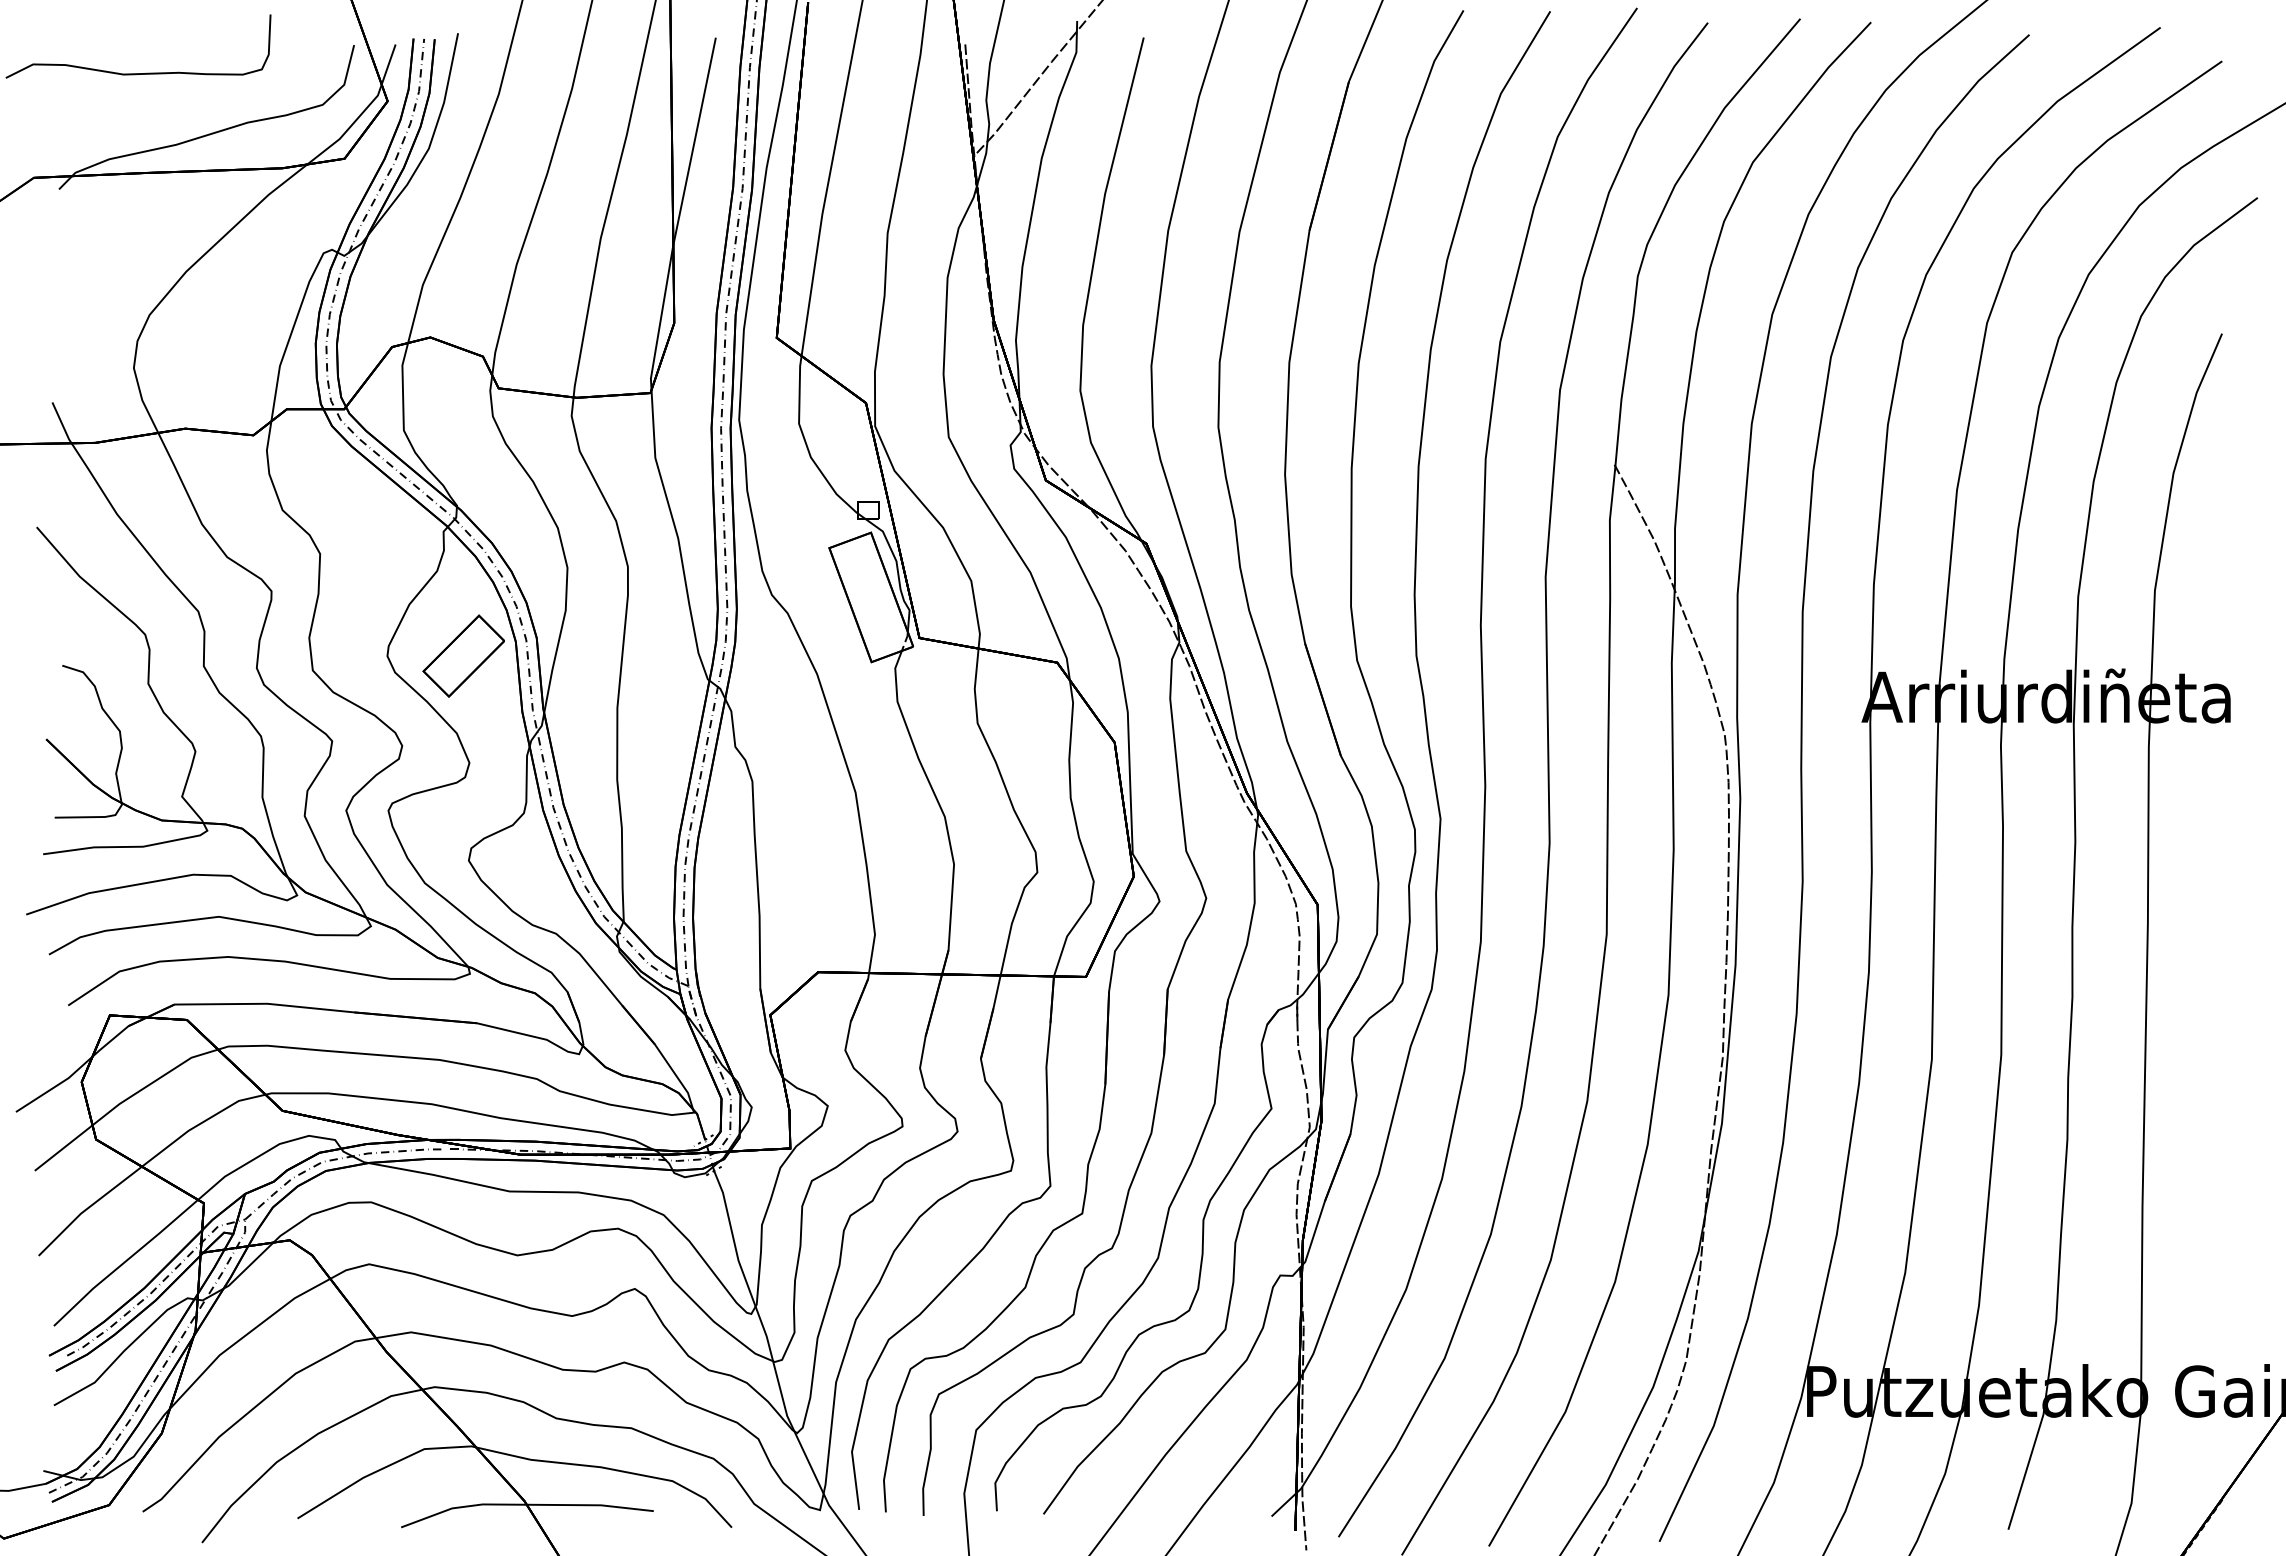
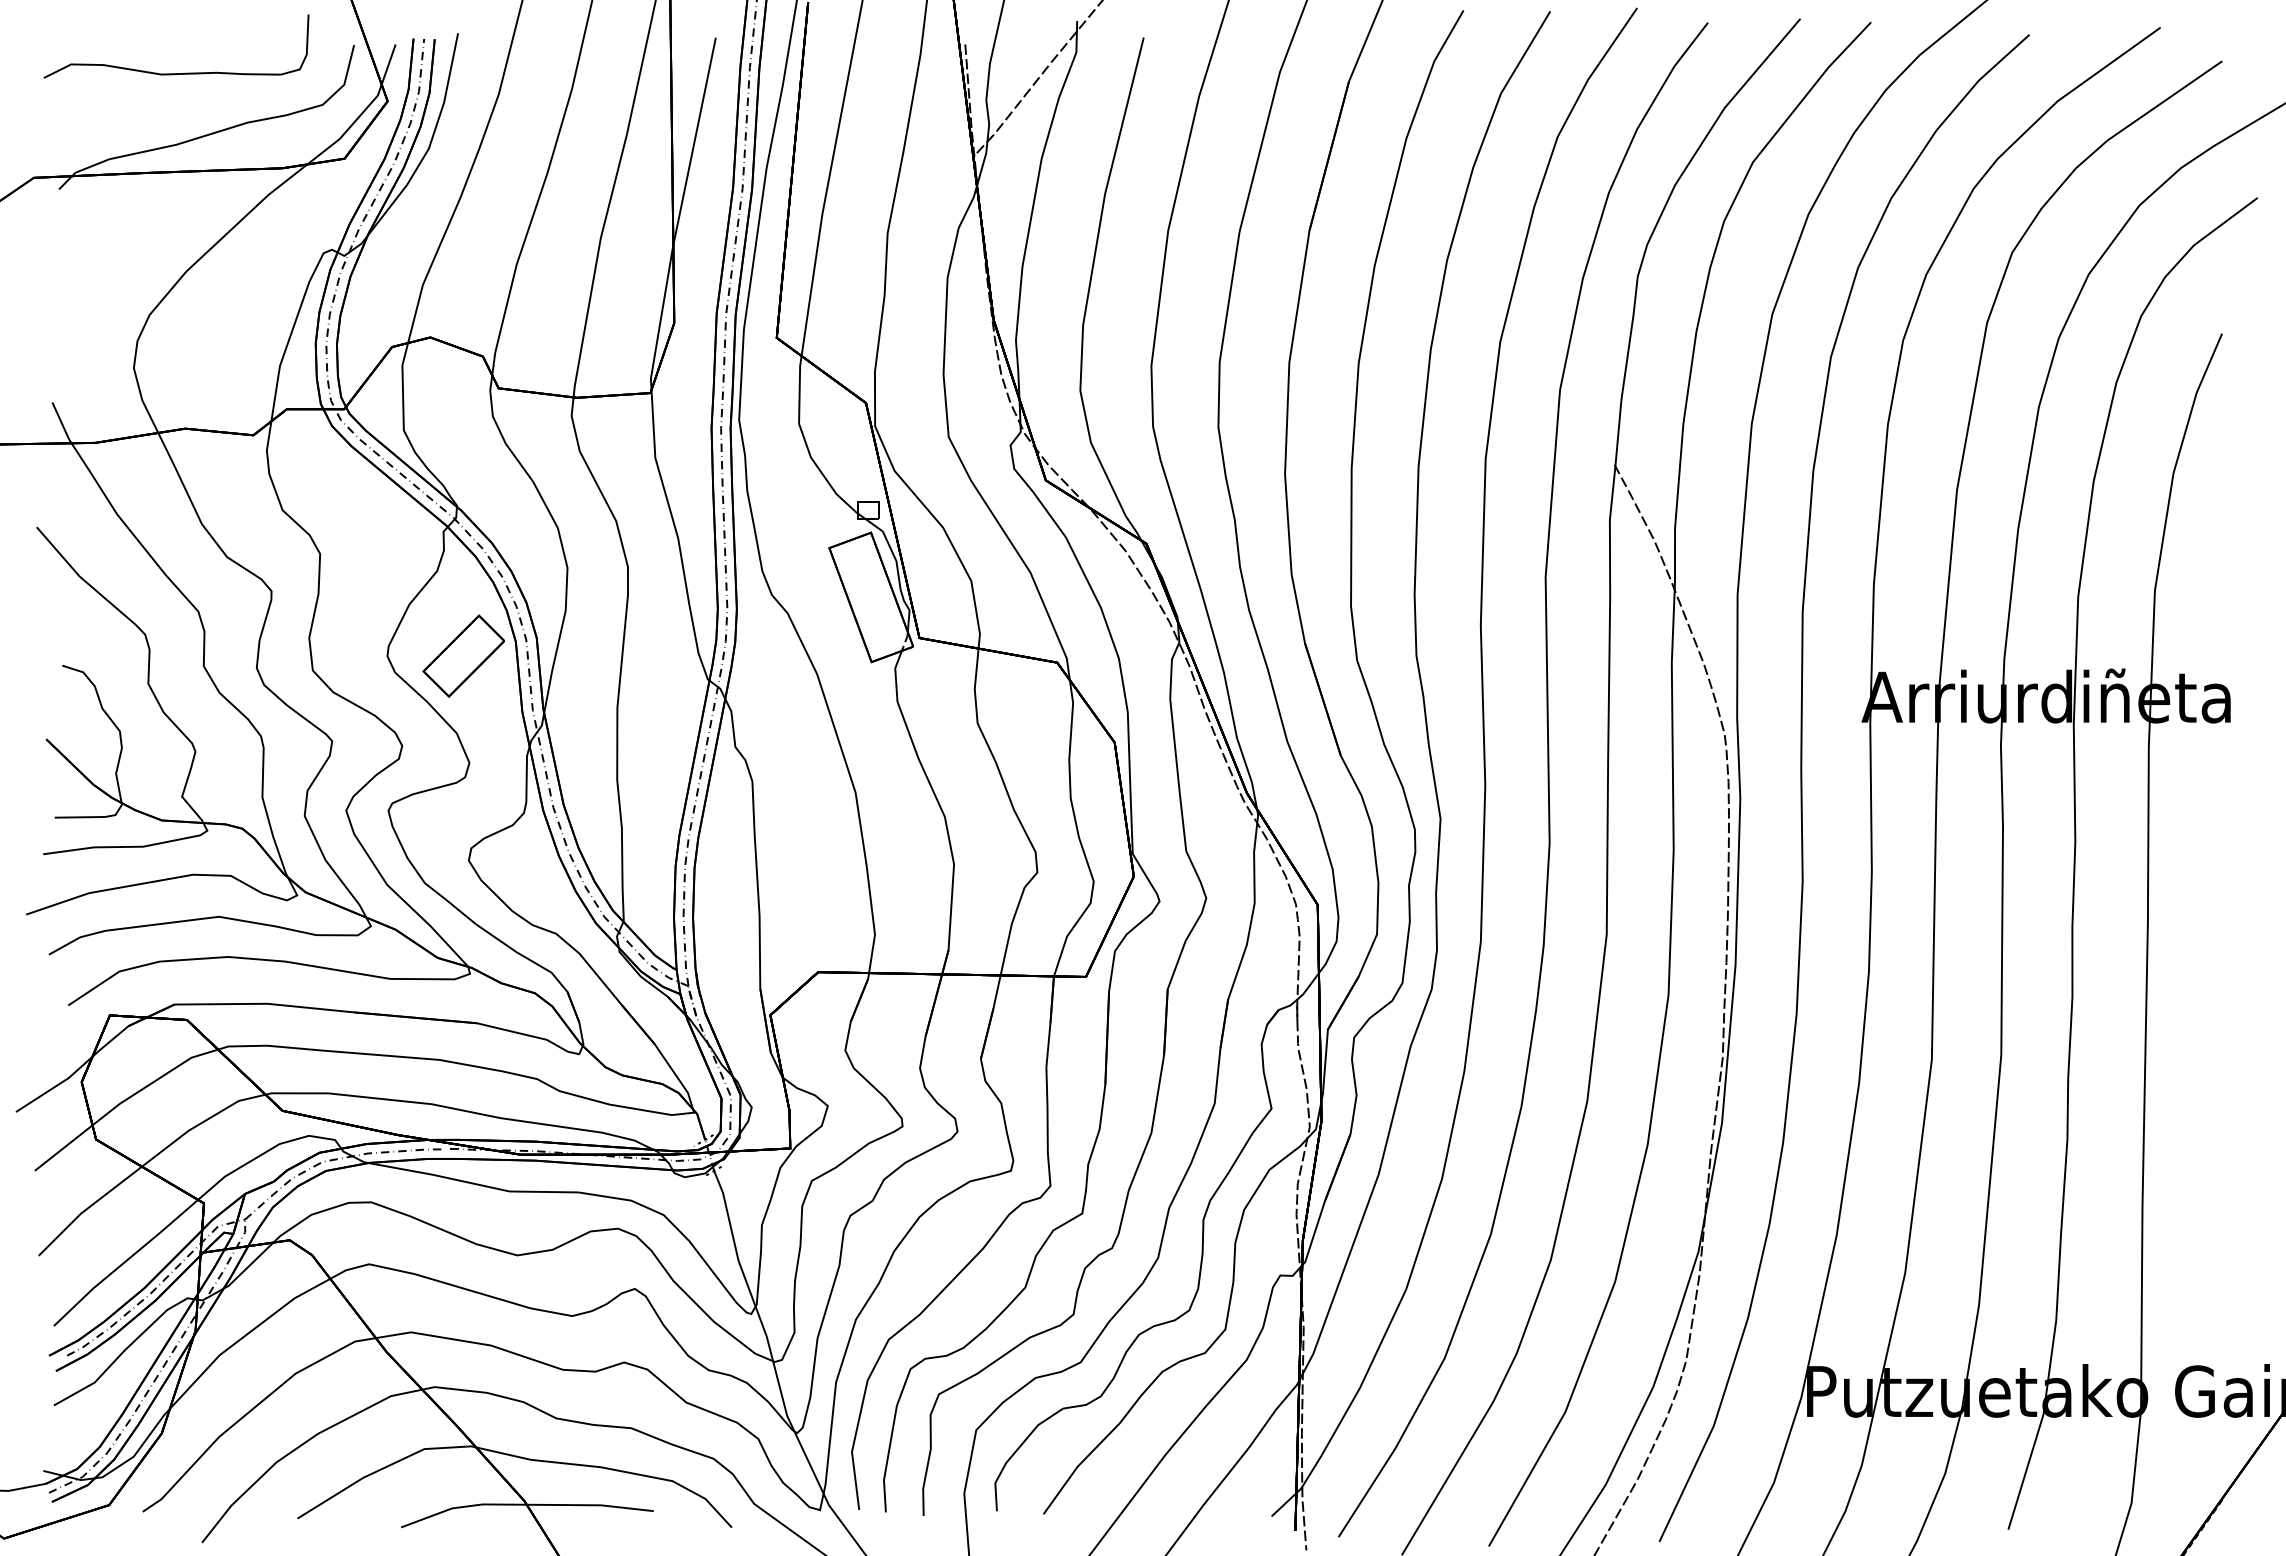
curve position: (138, 73) -> (176, 73) (176, 73)
